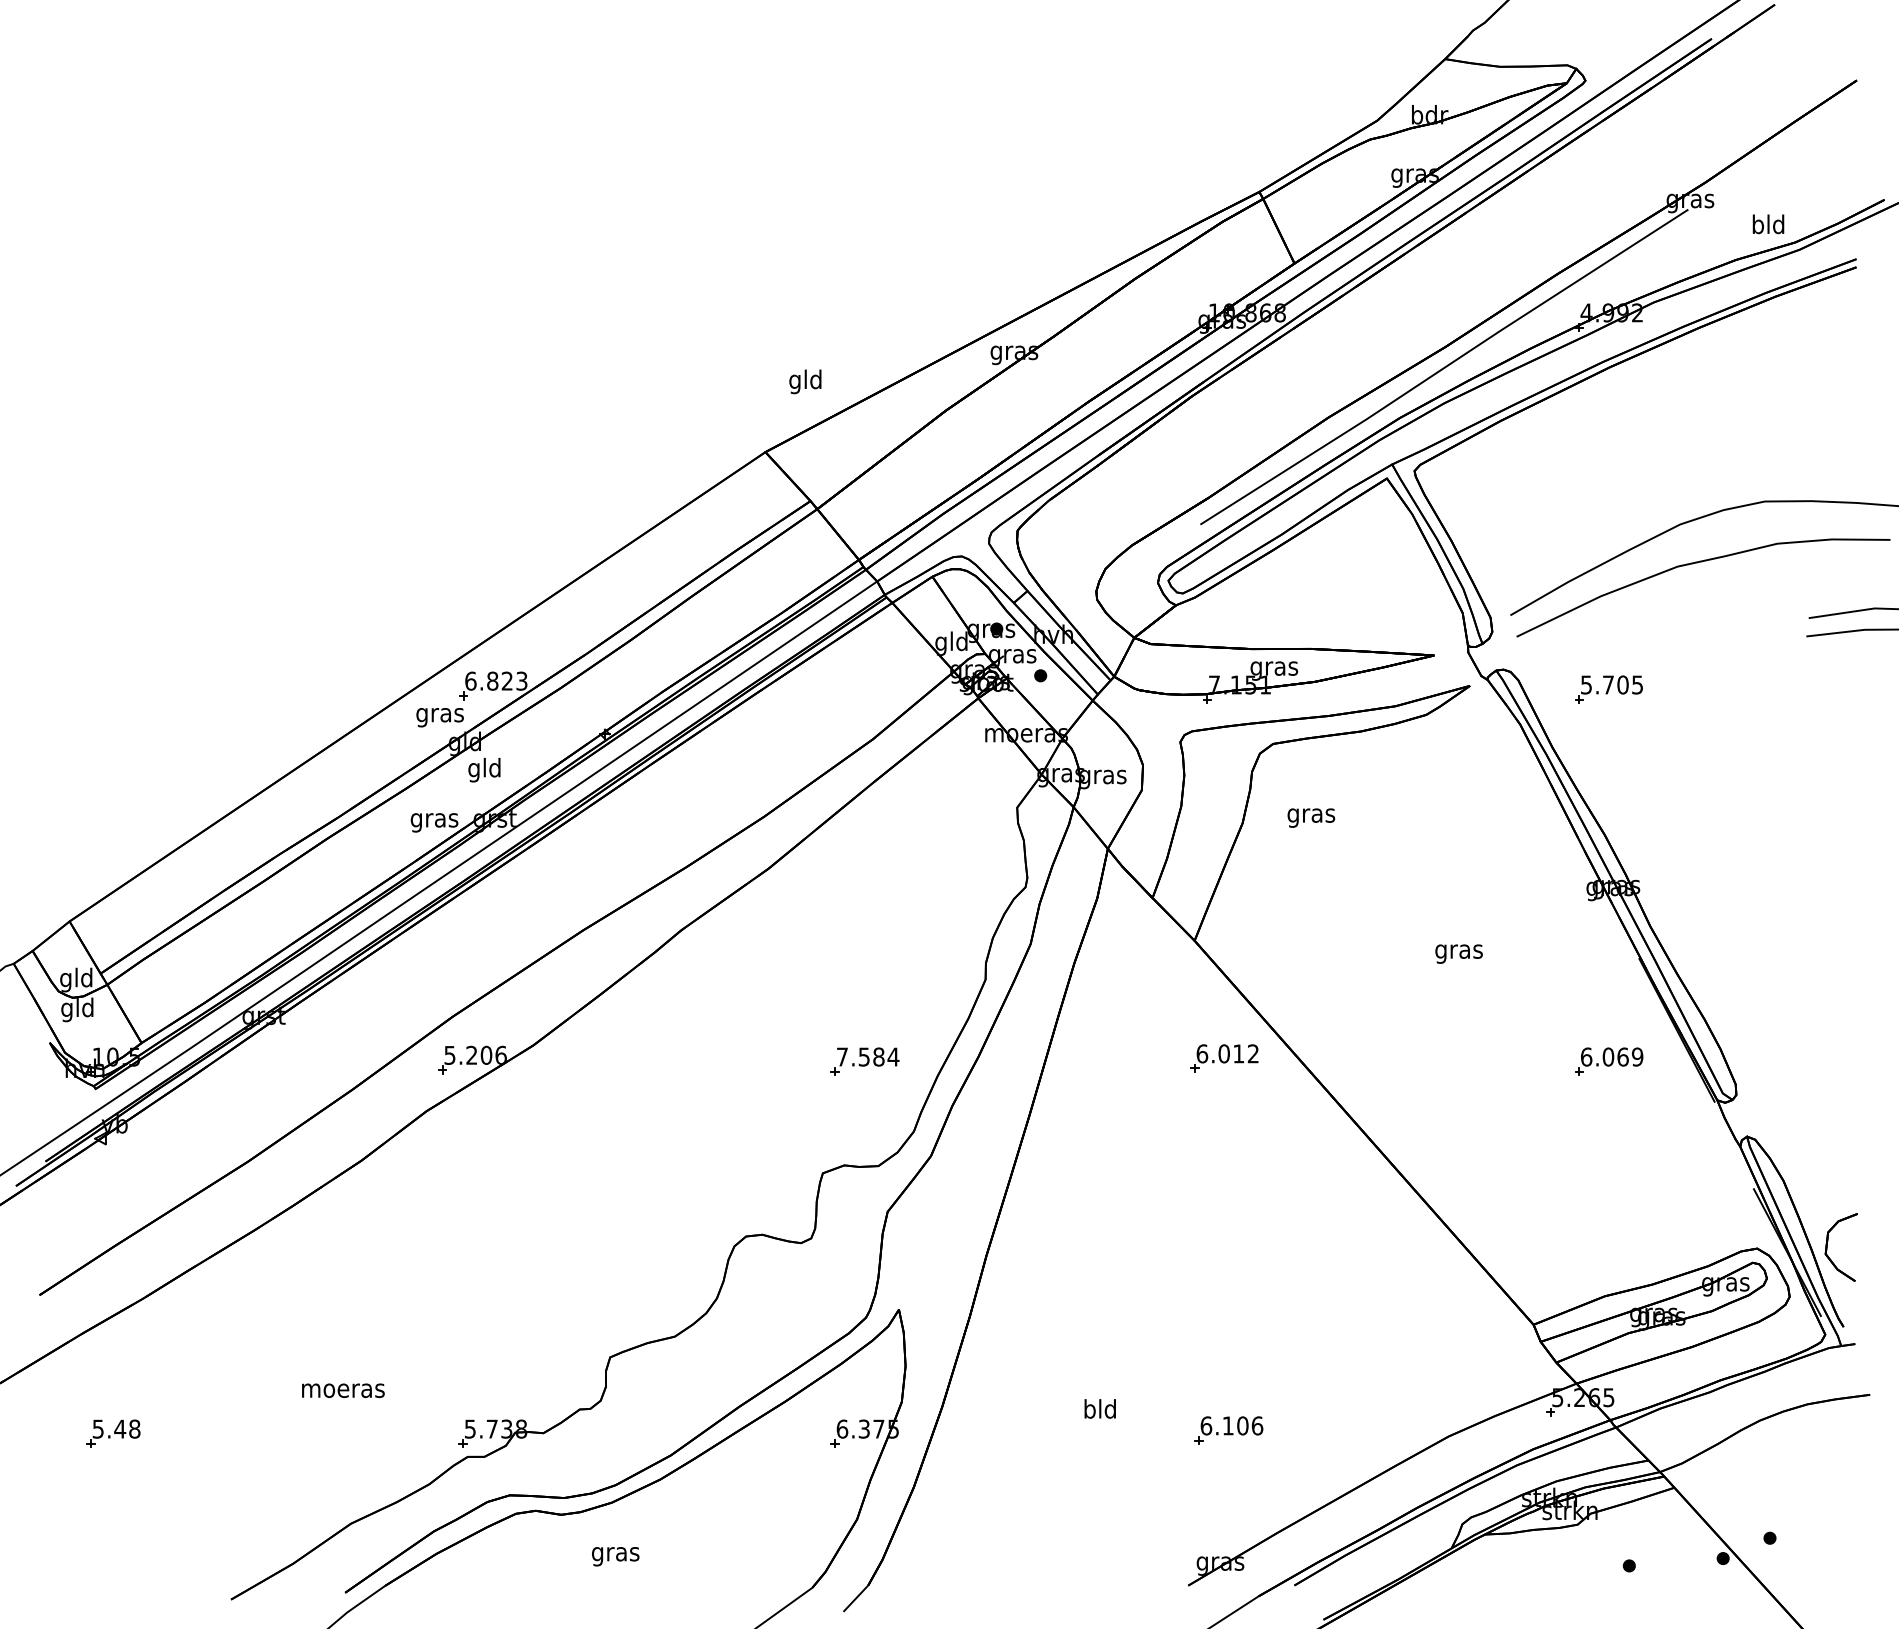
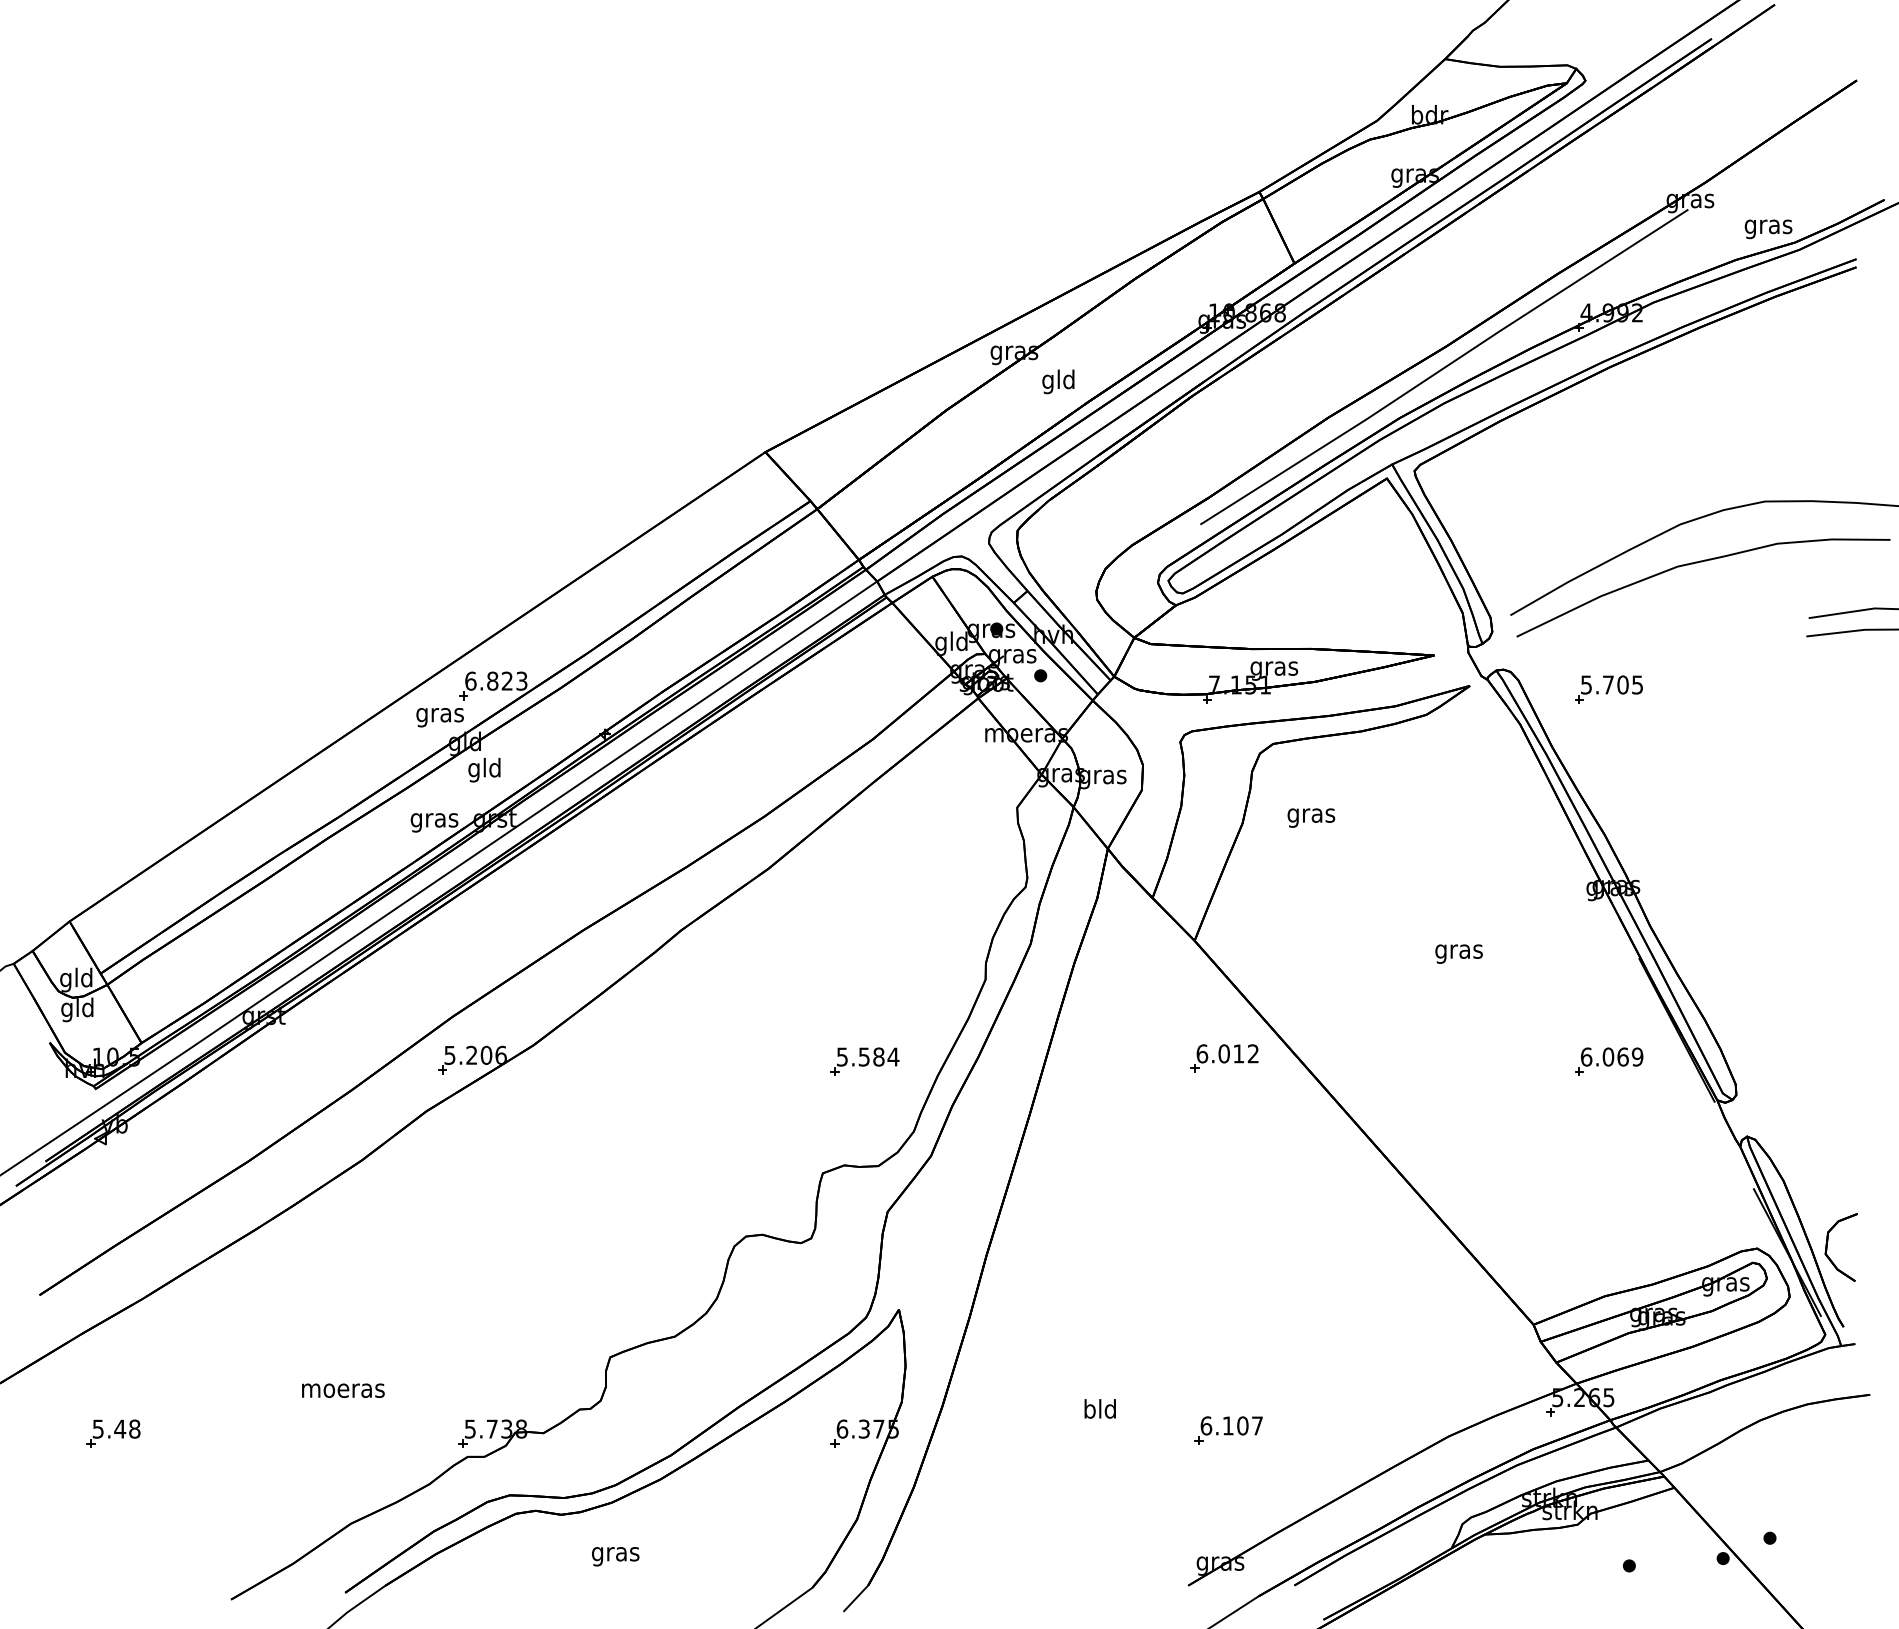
text: bld -> gras (1768, 226)
text position: (805, 381) -> (1058, 381) (1058, 381)
text: 7.584 -> 5.584 (842, 1056)
text: 6.106 -> 6.107 (1257, 1425)
